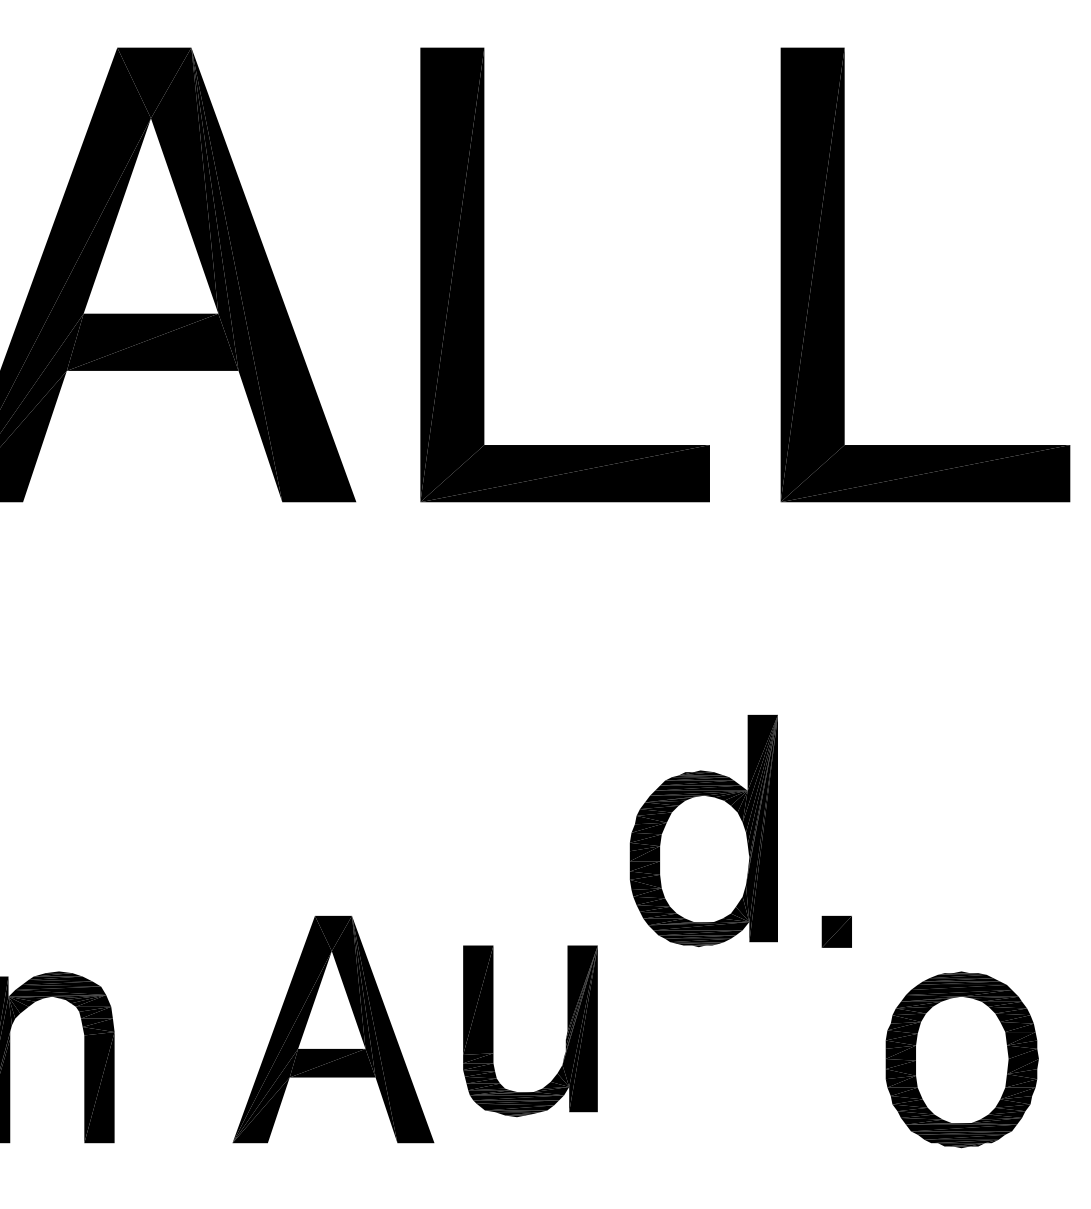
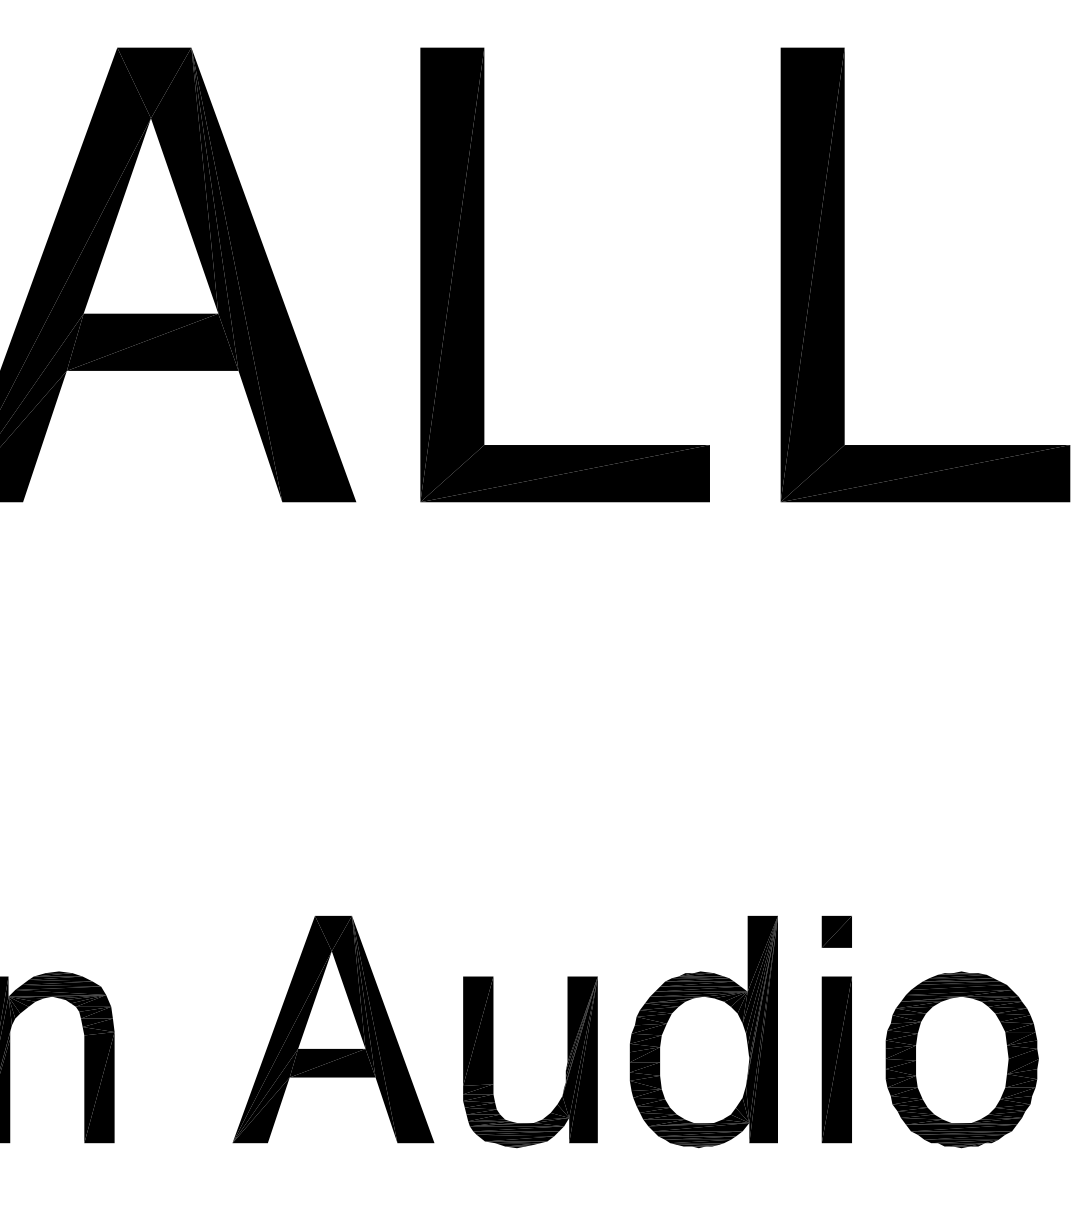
part position: (703, 830) -> (703, 1031) (703, 1031)
part position: (565, 1040) -> (565, 1071) (565, 1071)
part: none -> present (836, 1059)
